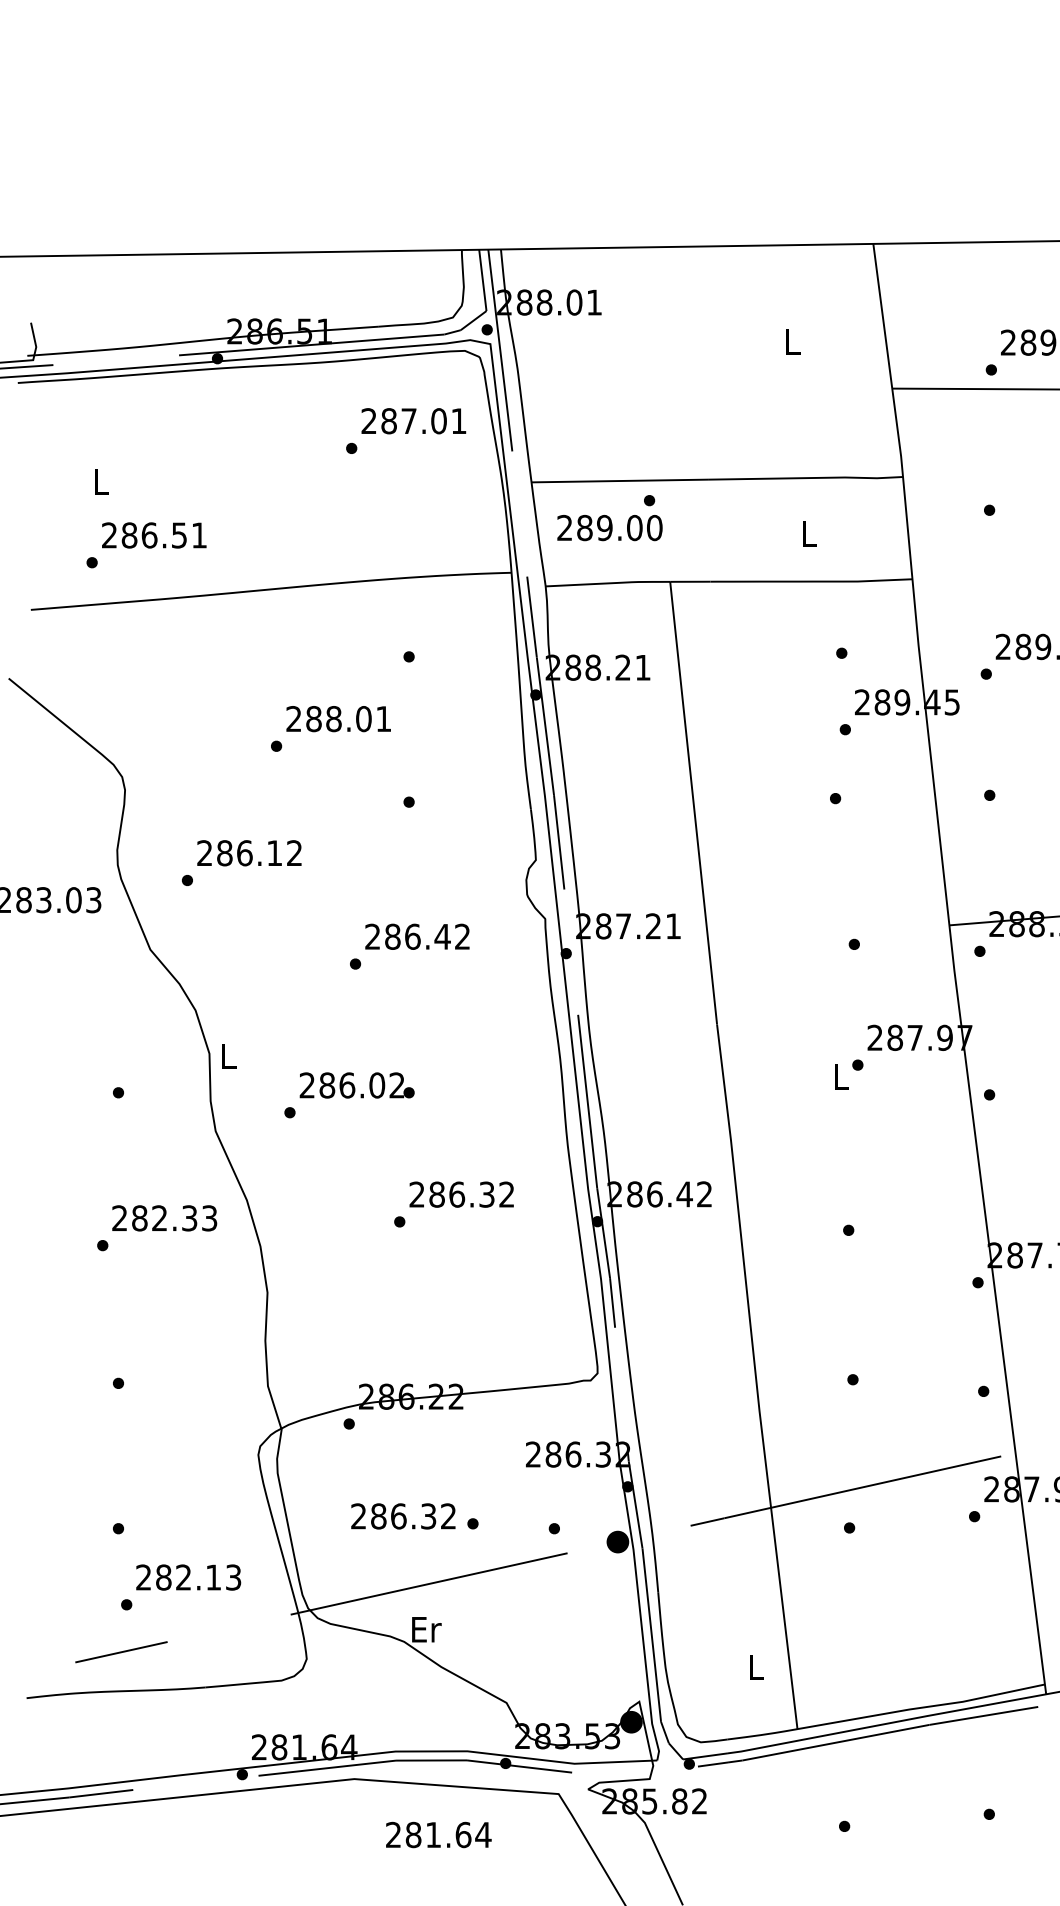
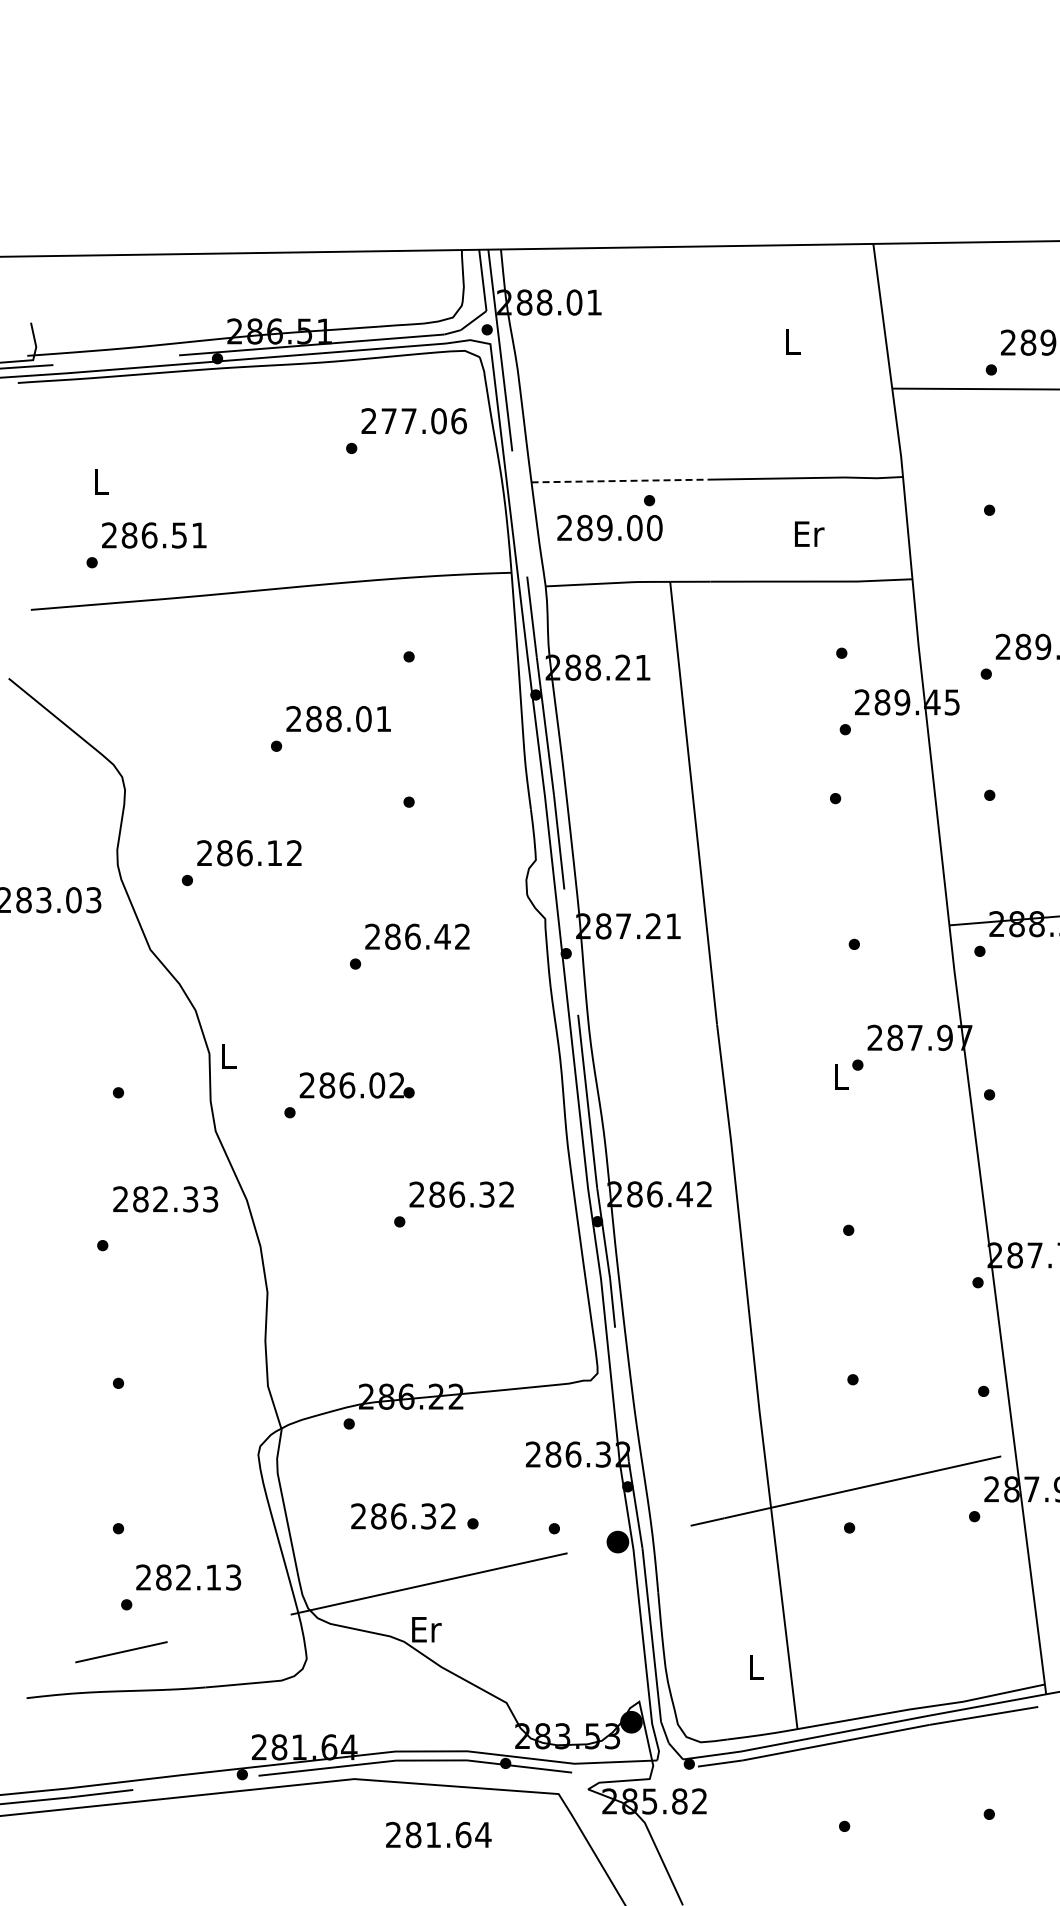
text: 287.01 -> 277.06 (423, 421)
line: solid -> dashed (620, 481)
text: L -> Er (809, 533)
text position: (164, 1218) -> (165, 1199) (165, 1199)
